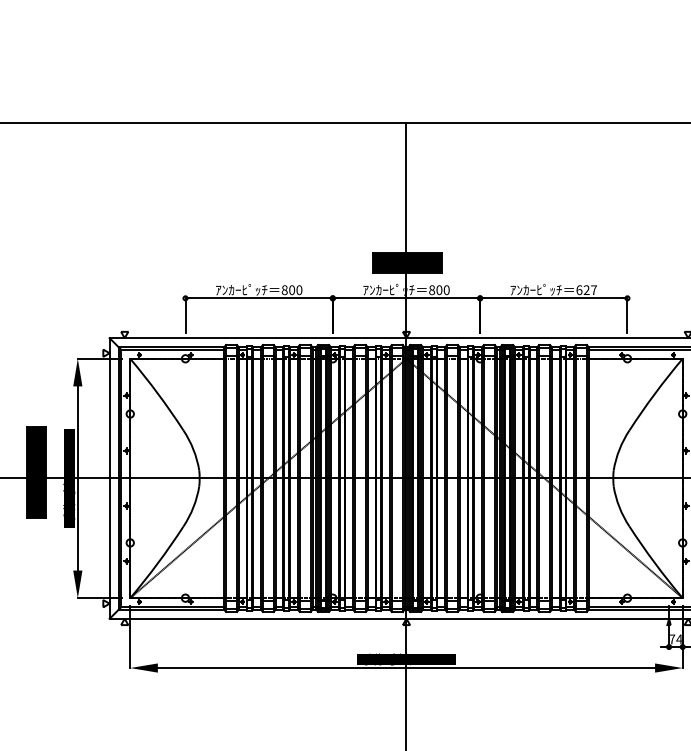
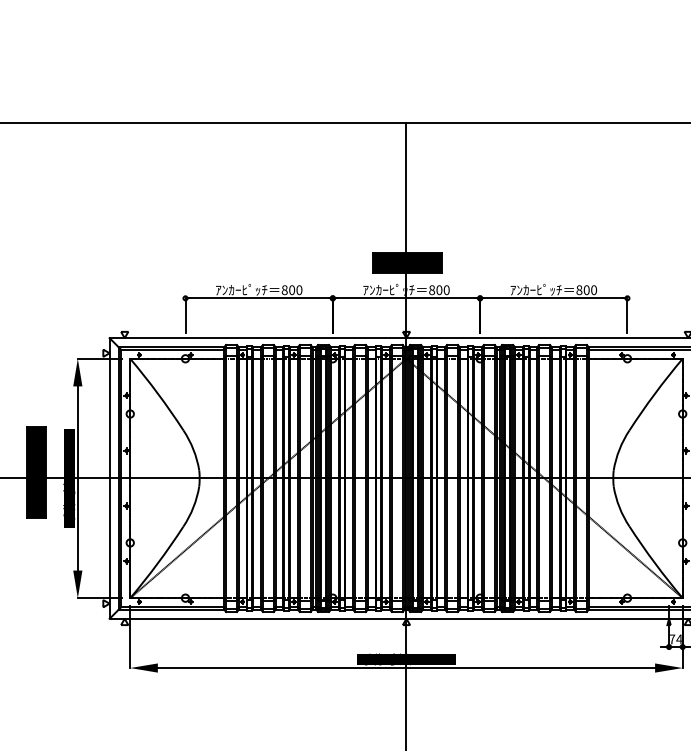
text: 627 -> 800 (586, 290)
